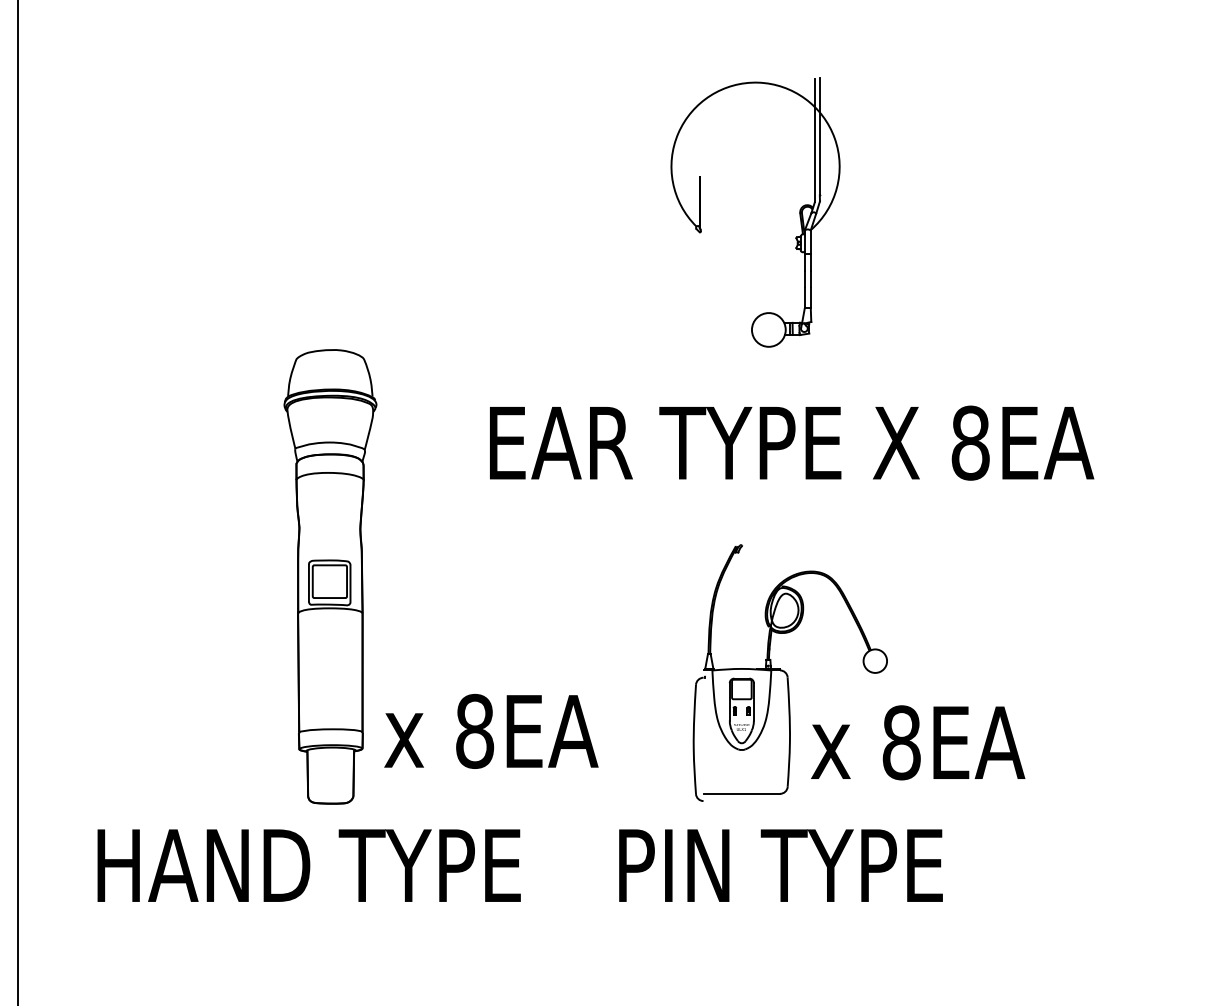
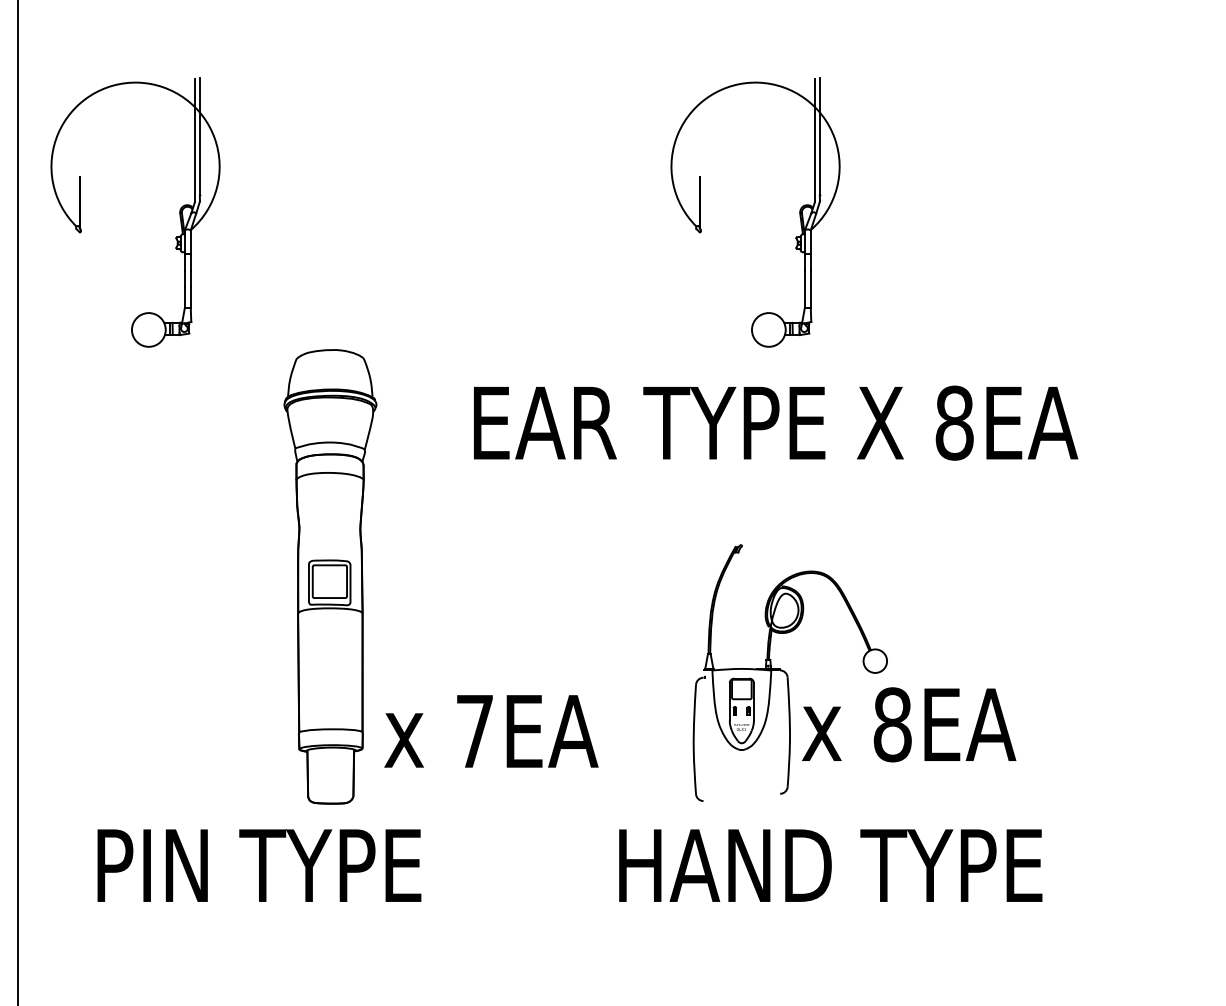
part: none -> present (179, 212)
text position: (792, 442) -> (776, 422) (776, 422)
text: 8EA -> 7EA (475, 730)
text position: (918, 742) -> (909, 724) (909, 724)
line: present -> none (741, 793)
text: HAND TYPE -> PIN TYPE (312, 865)
text: PIN TYPE -> HAND TYPE (834, 865)
